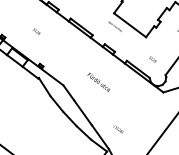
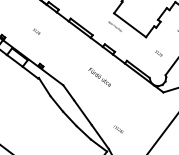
text position: (152, 59) -> (158, 53) (158, 53)
text position: (98, 81) -> (99, 76) (99, 76)
